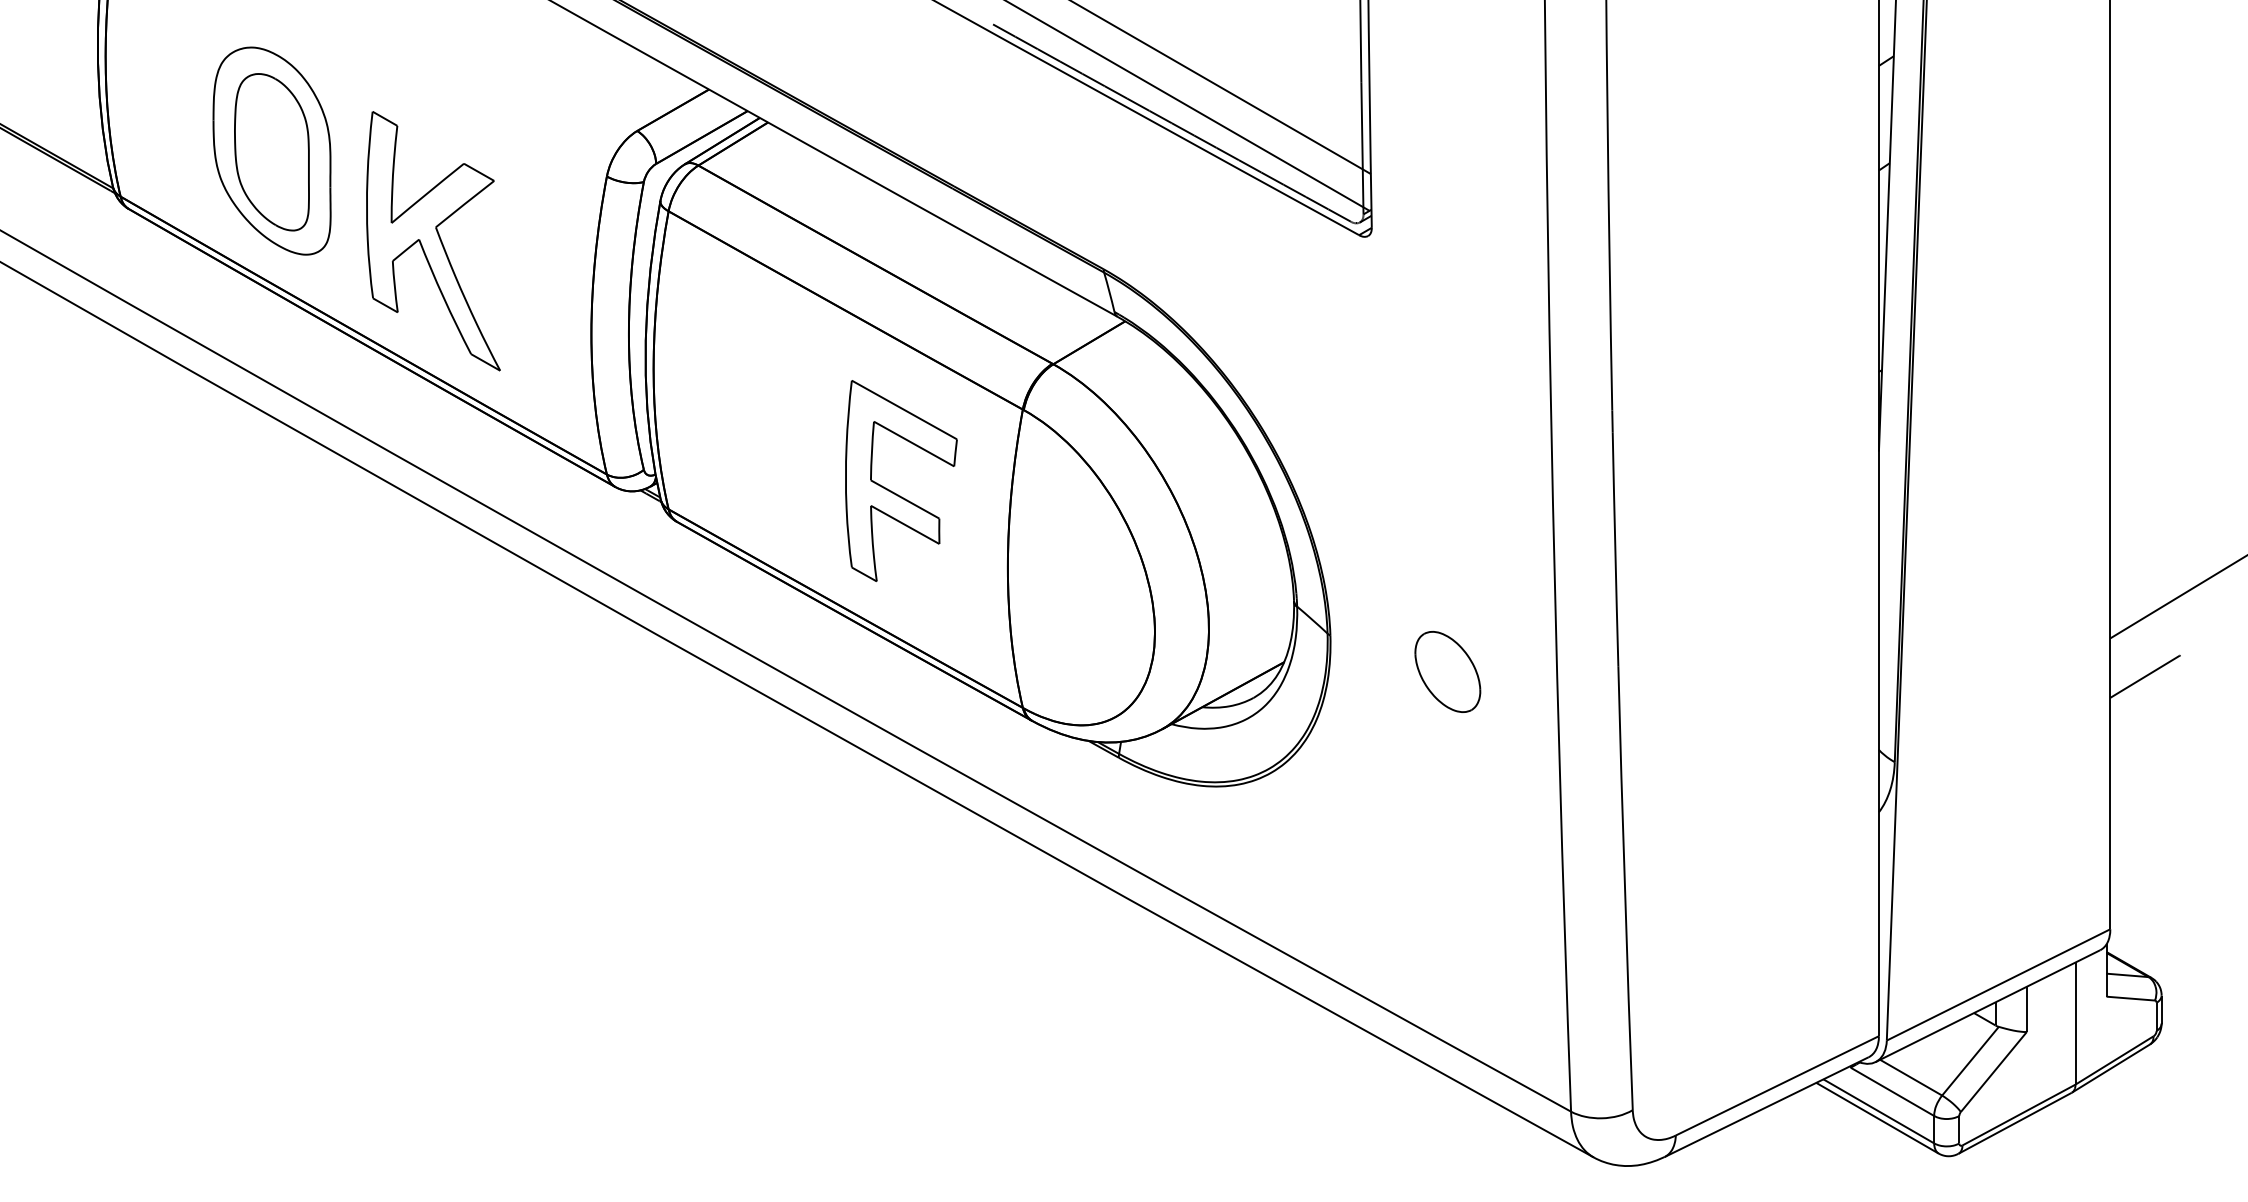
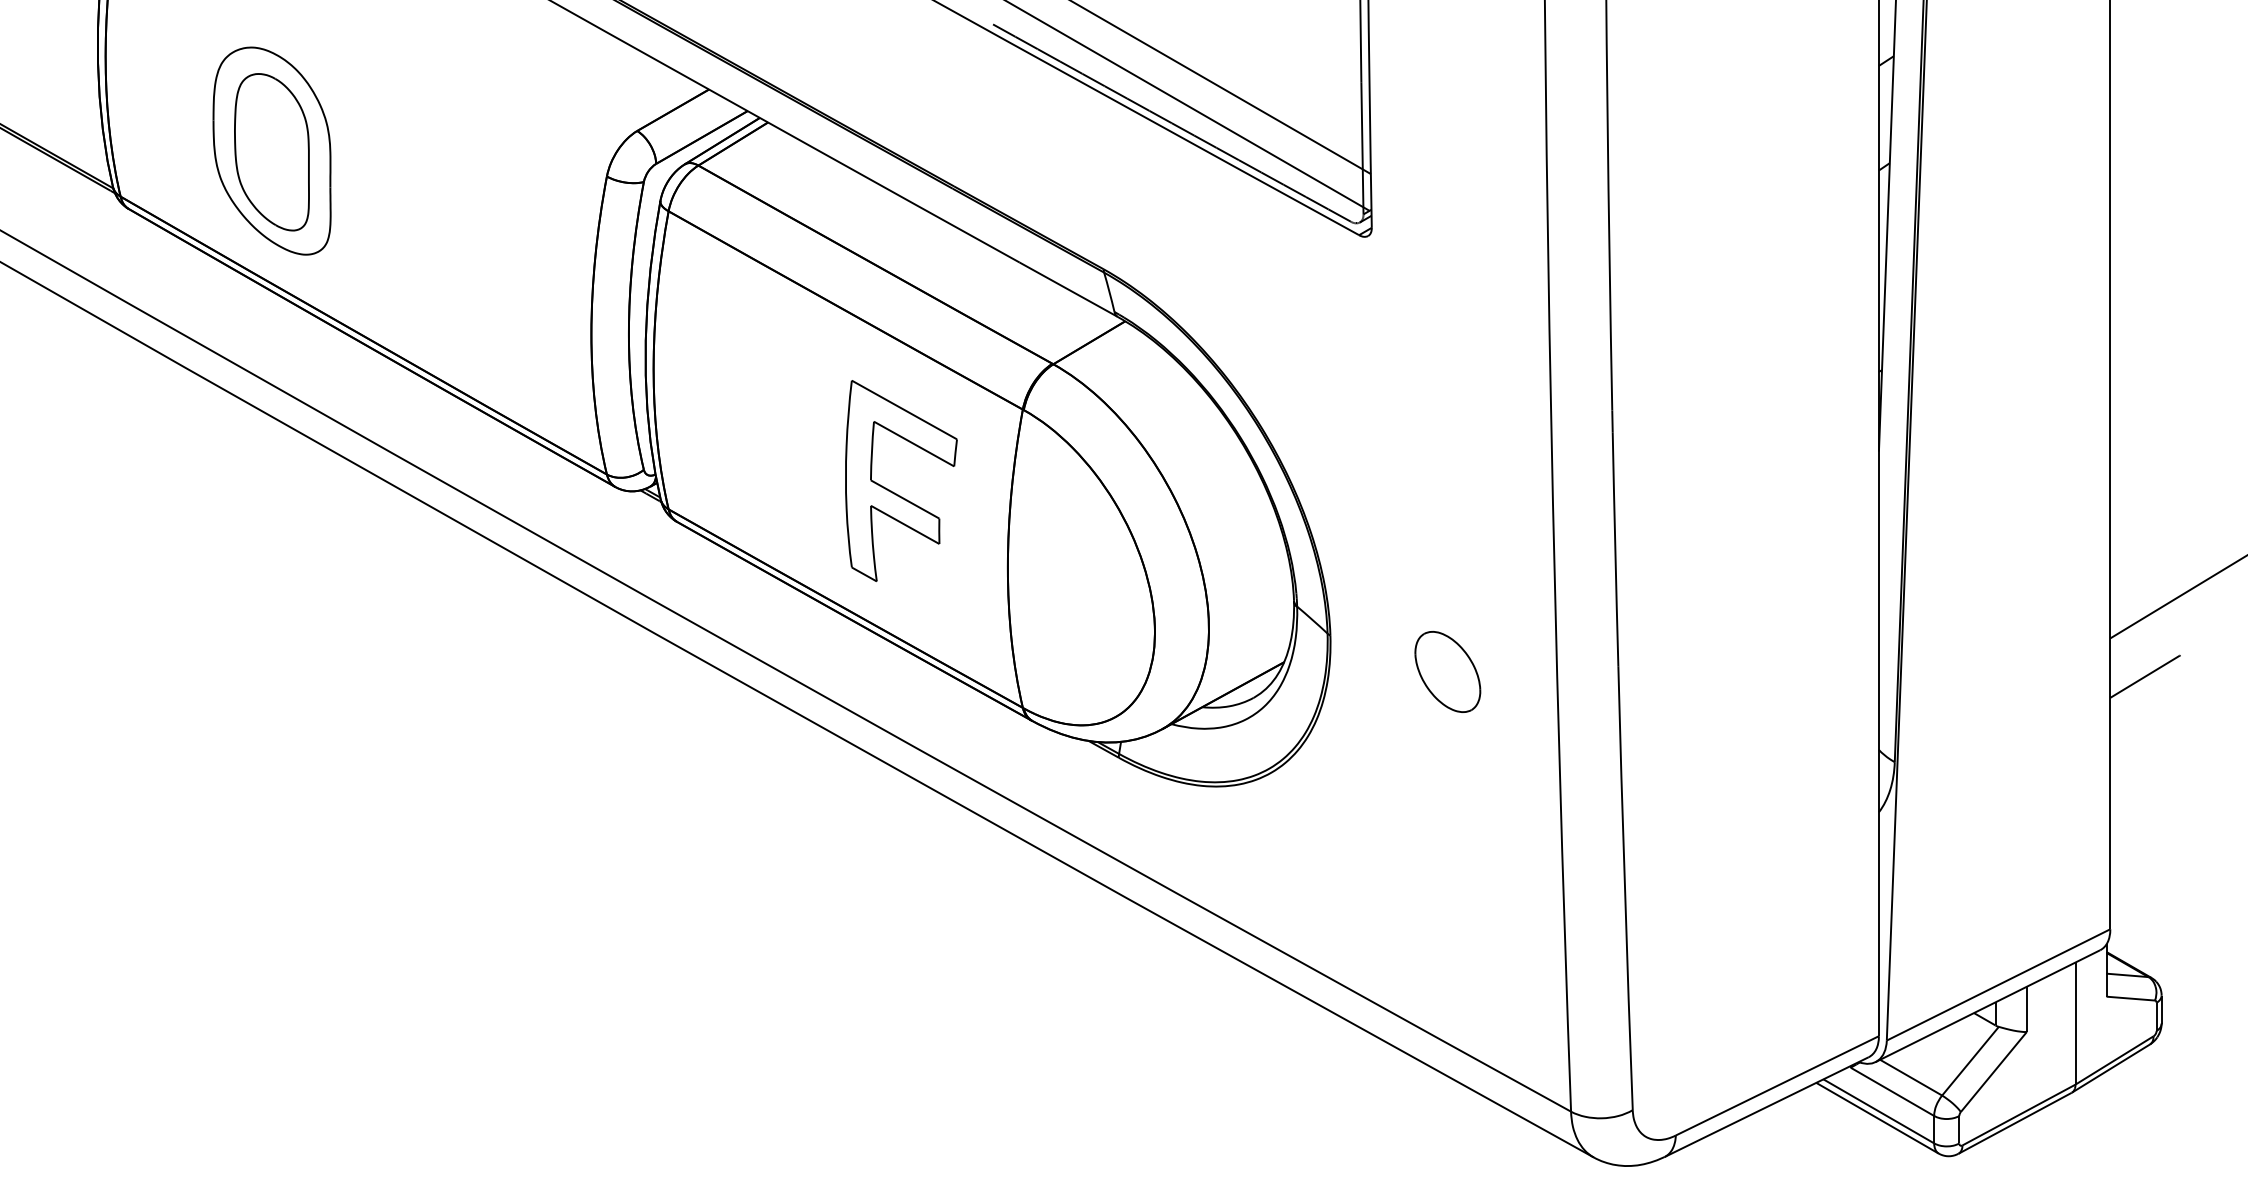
part: present -> none (433, 241)
